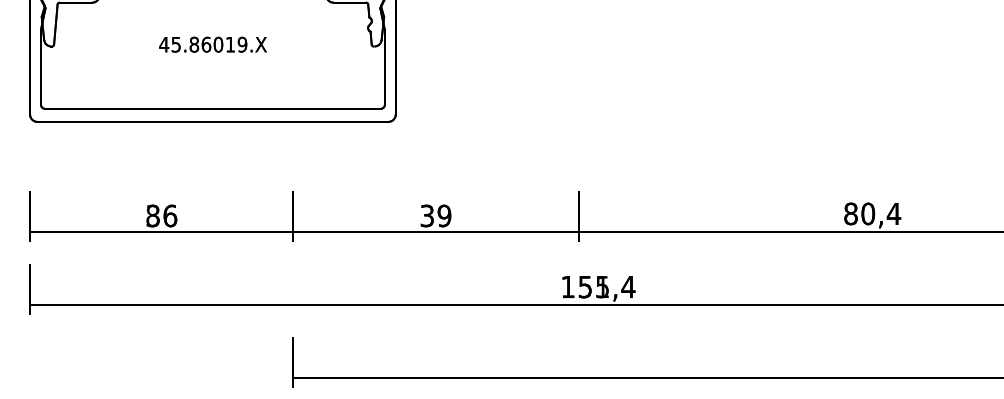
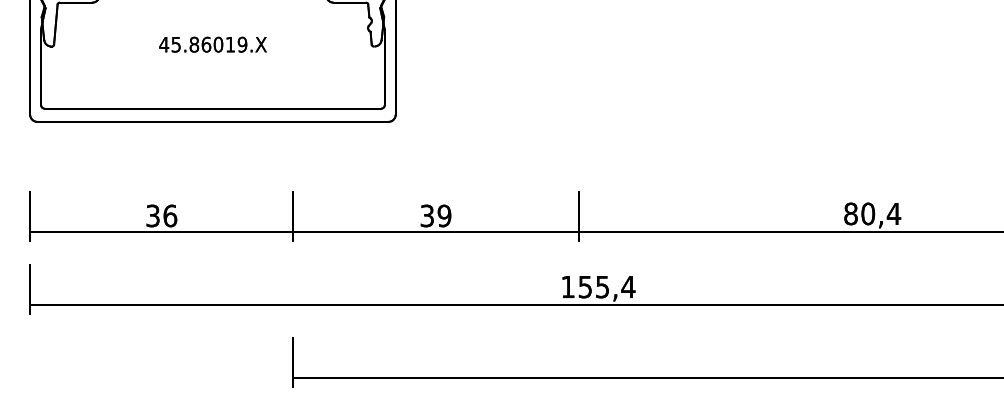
text: 86 -> 36 (152, 215)
text: 151,4 -> 155,4 (602, 287)
